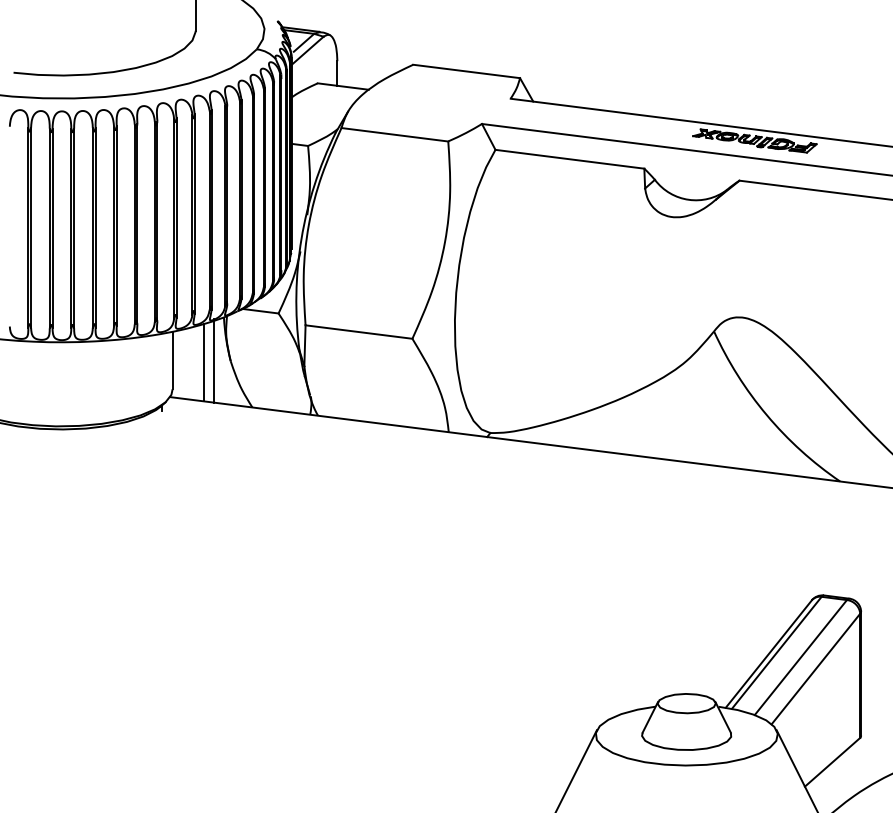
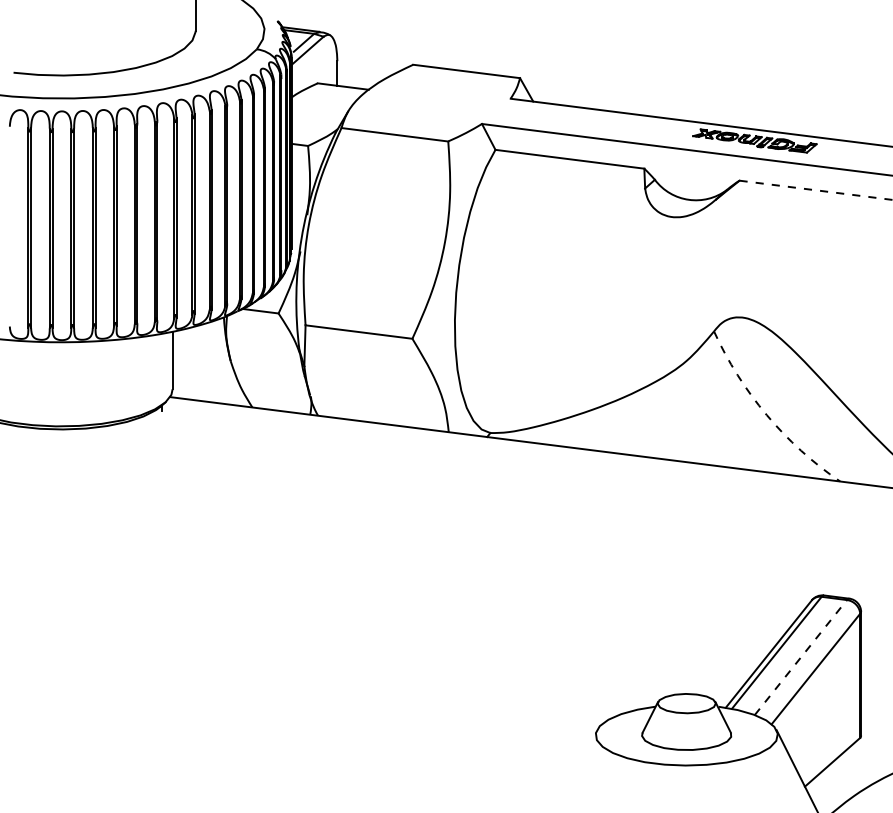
line: solid -> dashed (815, 190)
line: present -> none (214, 360)
line: present -> none (204, 362)
arc: solid -> dashed (766, 415)
line: solid -> dashed (800, 657)
line: present -> none (576, 769)
